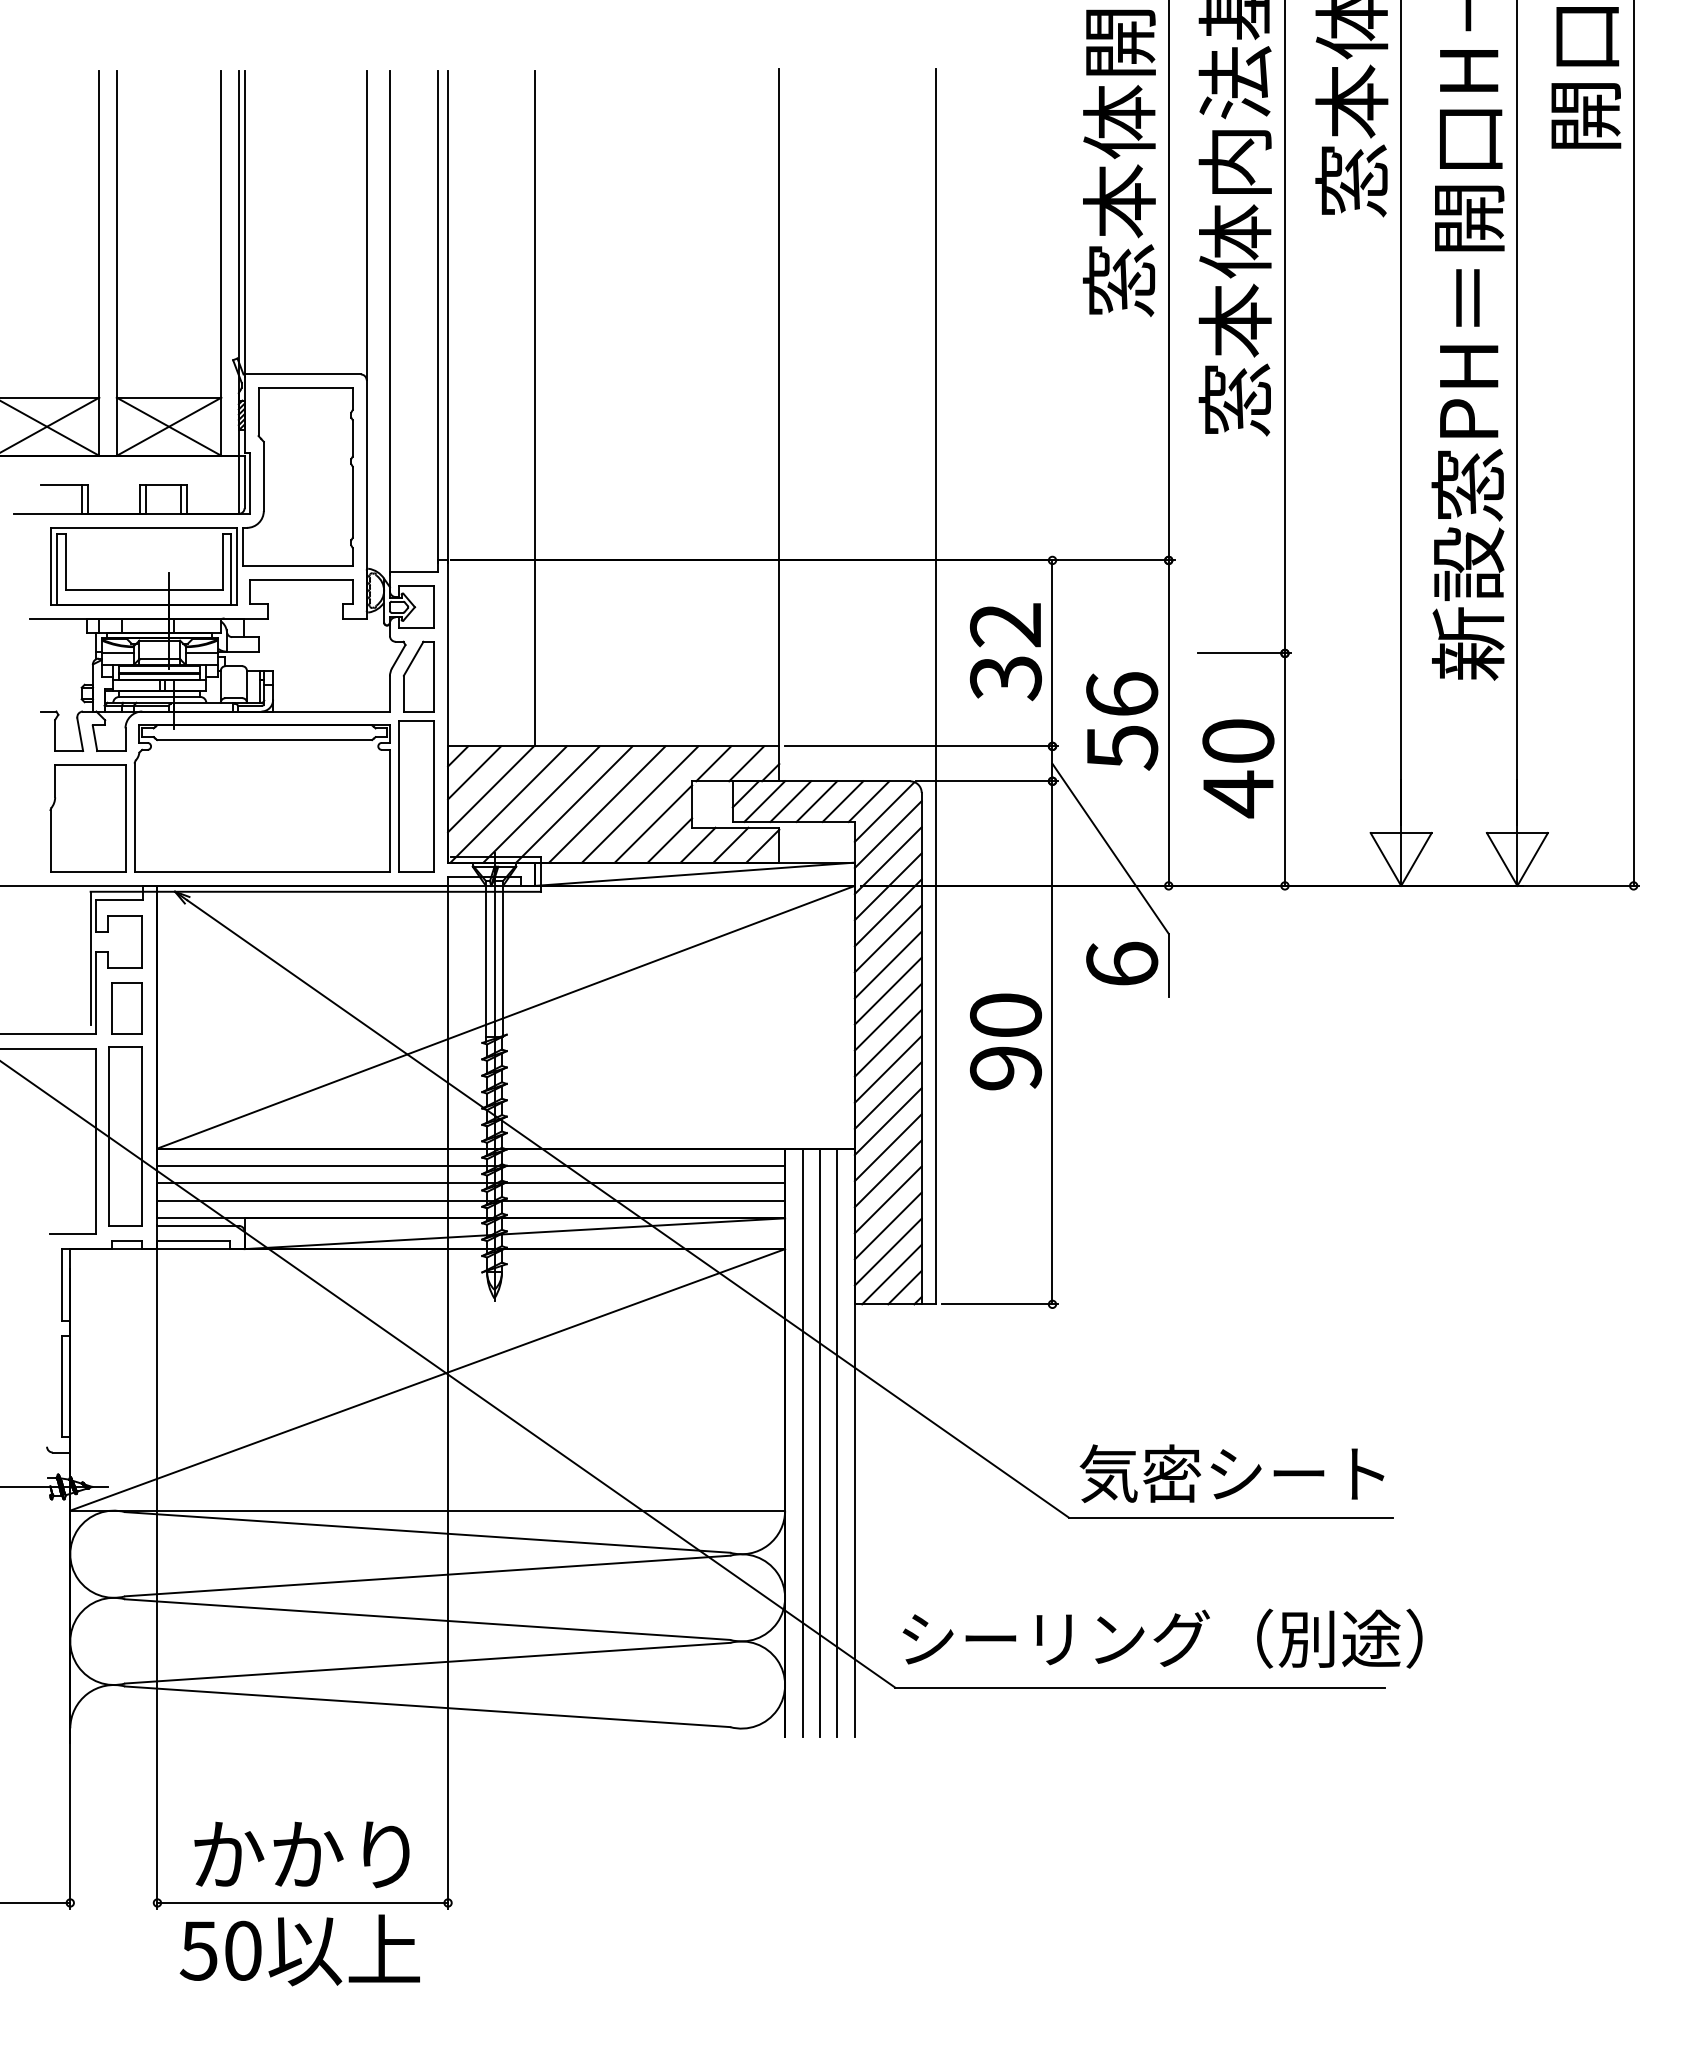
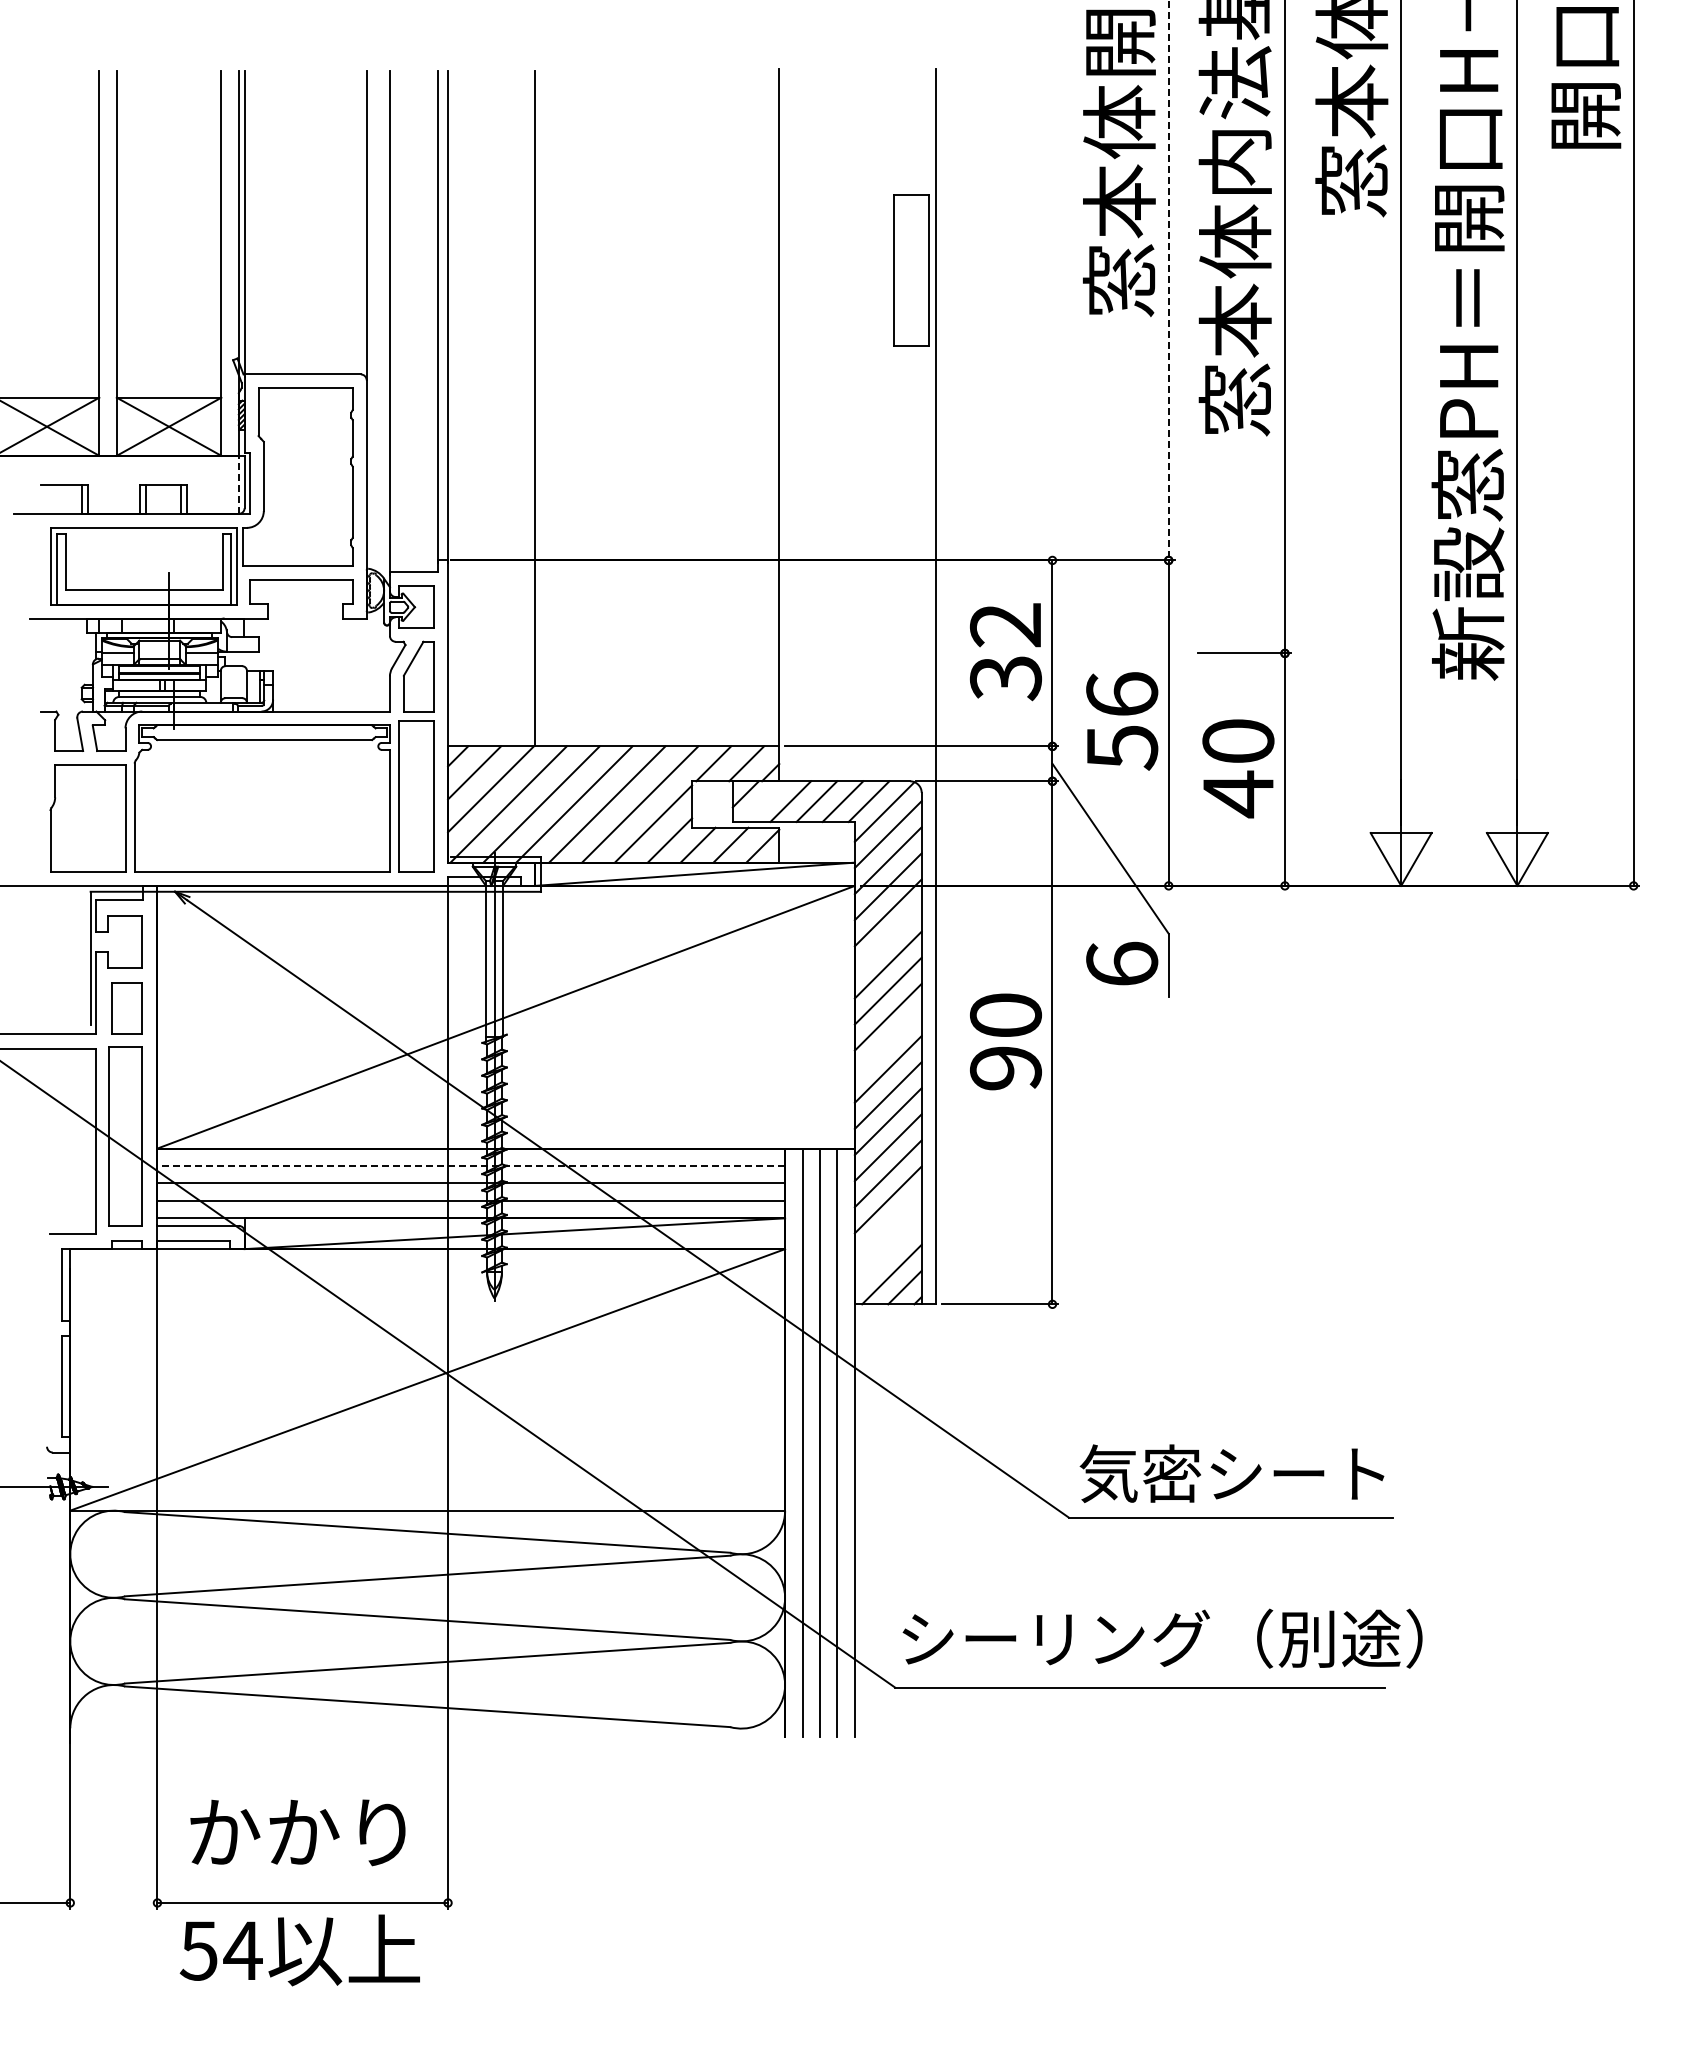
part: none -> present (911, 270)
line: solid -> dashed (1168, 280)
line: solid -> dashed (238, 484)
line: present -> none (764, 801)
line: present -> none (887, 938)
line: present -> none (887, 1042)
line: solid -> dashed (471, 1166)
line: present -> none (887, 1225)
line: present -> none (887, 1251)
text position: (301, 1854) -> (297, 1832) (297, 1832)
text: 50 -> 54 (242, 1950)
